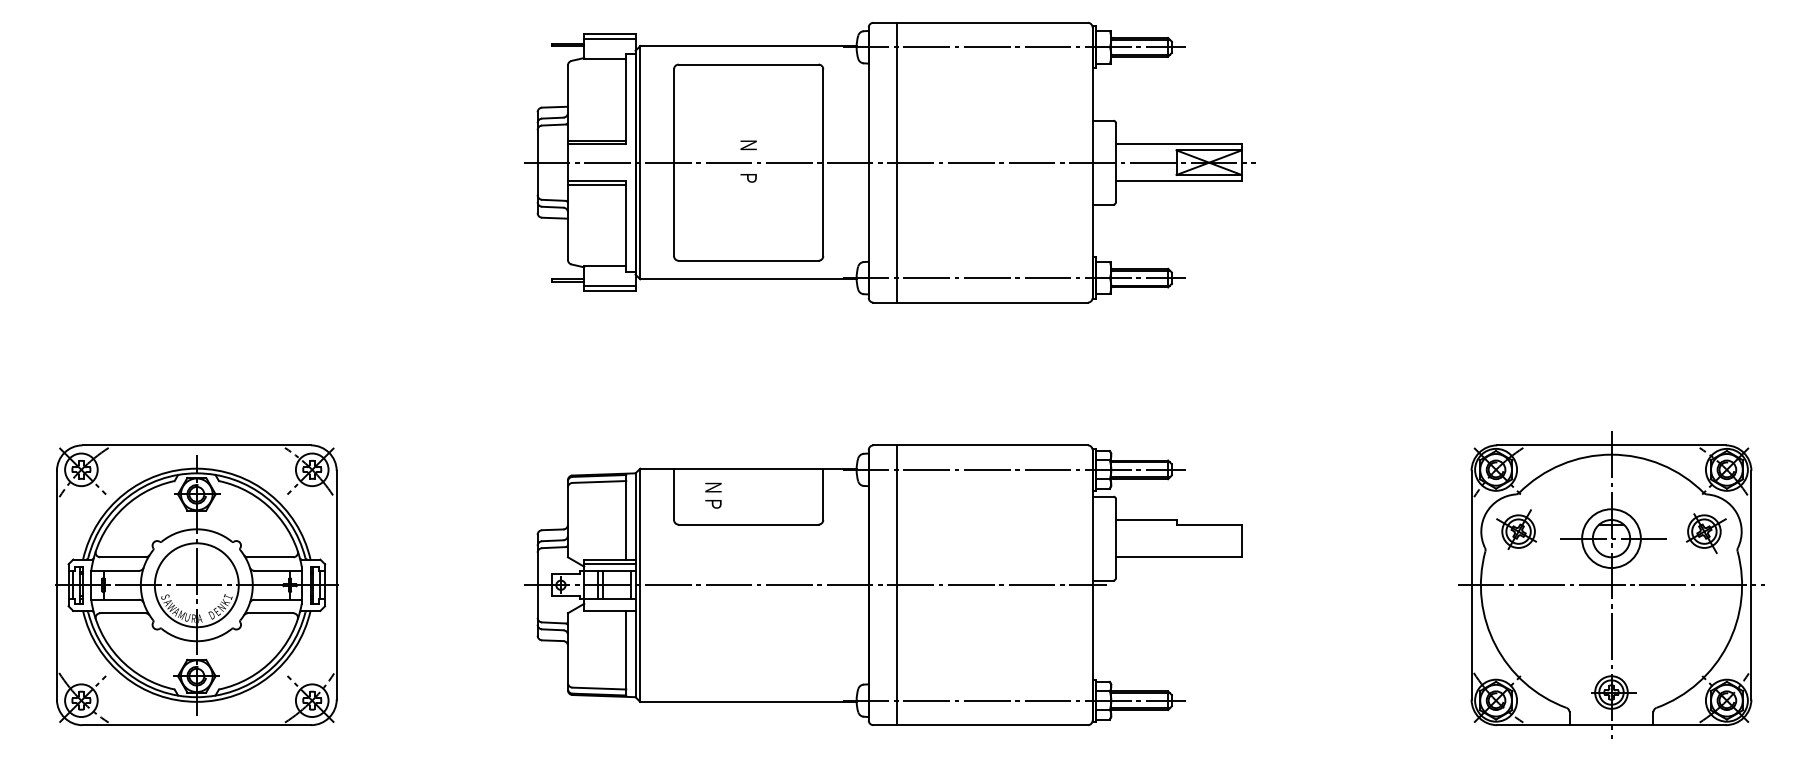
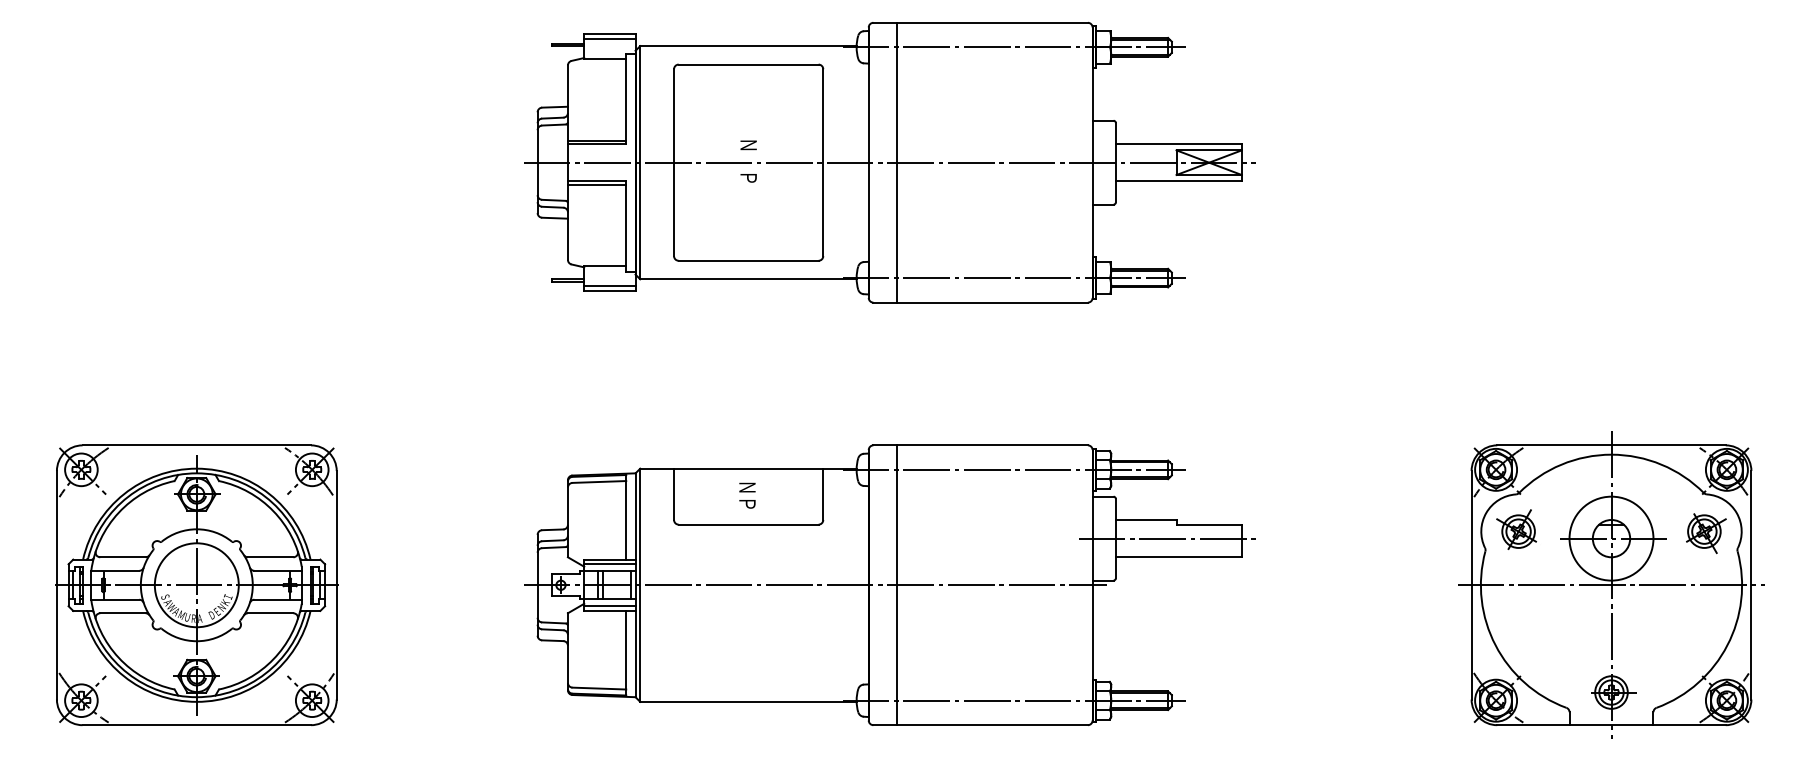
text position: (713, 495) -> (747, 495) (747, 495)
line: none -> present (1166, 538)
circle diameter: 59 px -> 84 px (1611, 538)
line: none -> present (609, 606)
